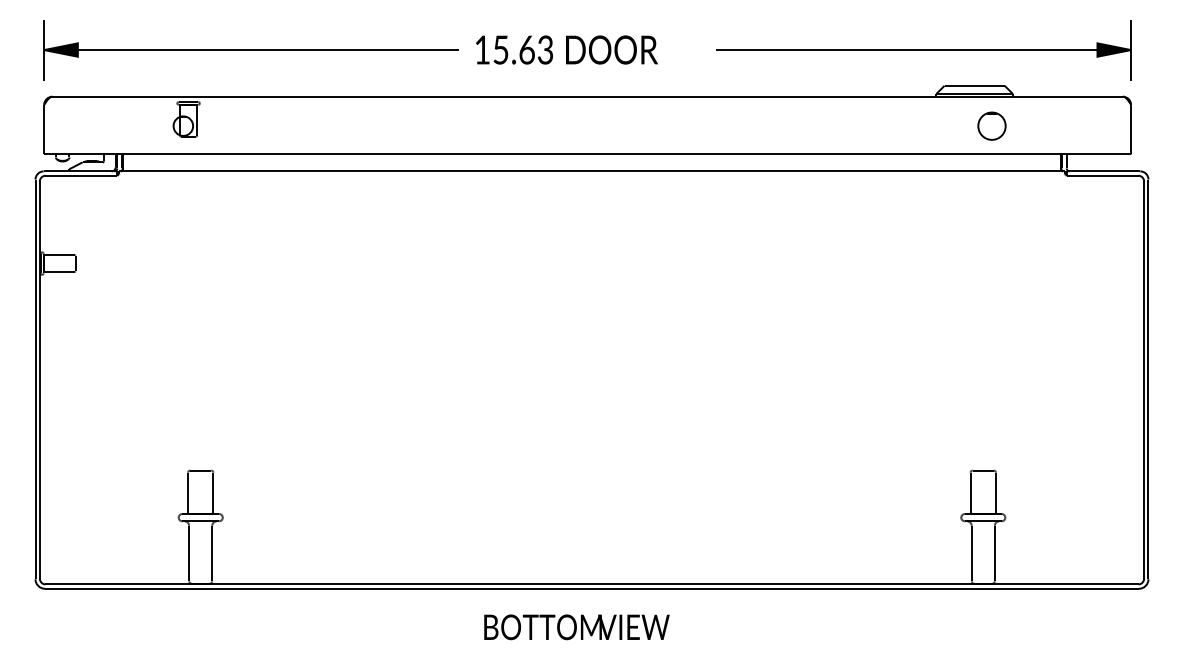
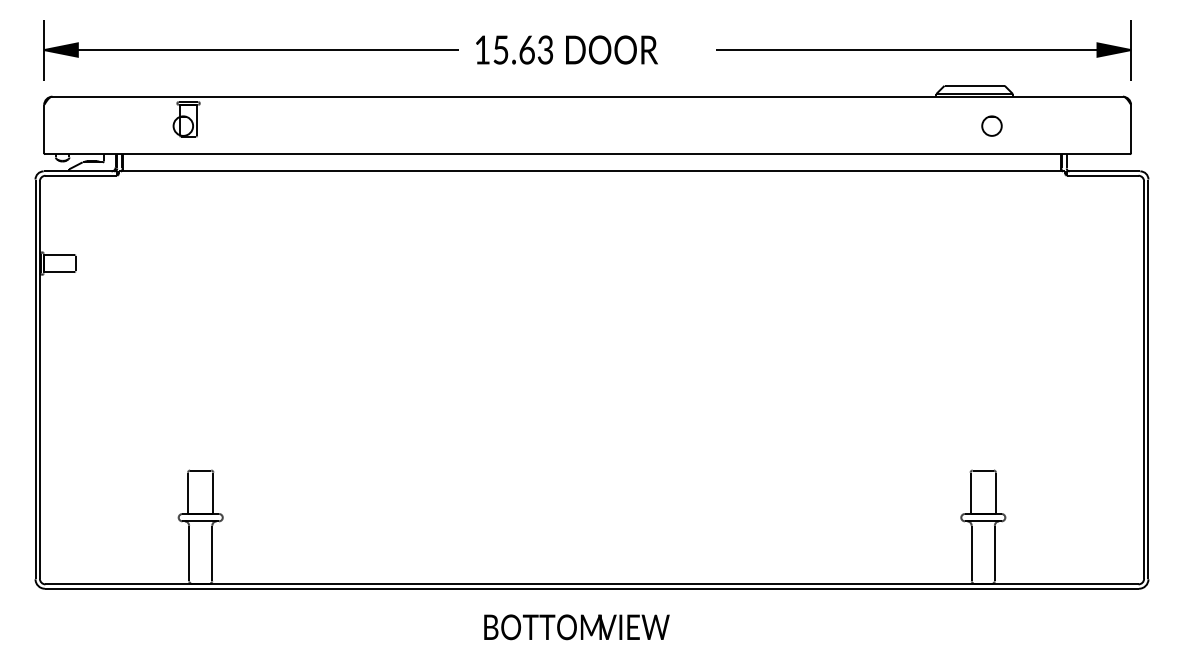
part size: 30x30 px -> 22x22 px (991, 125)
